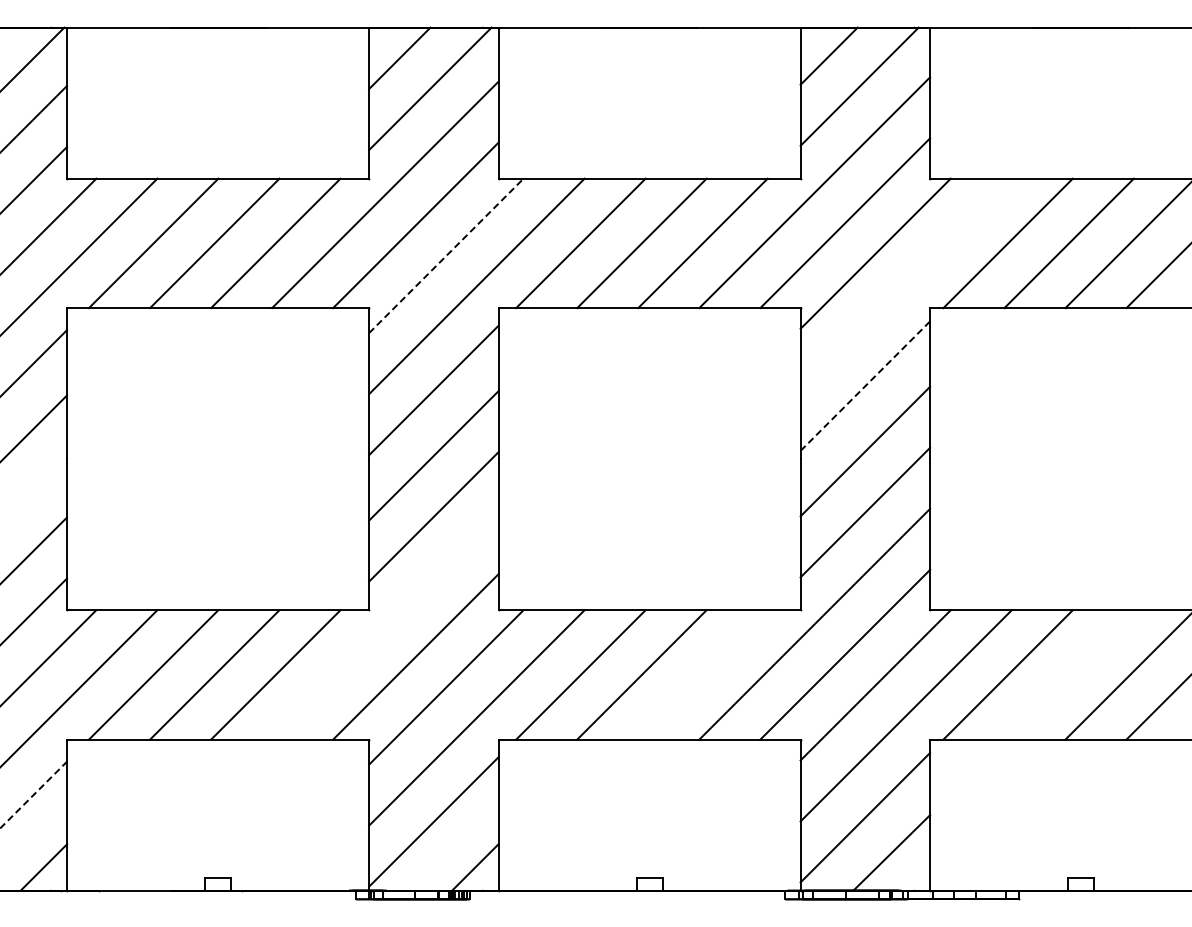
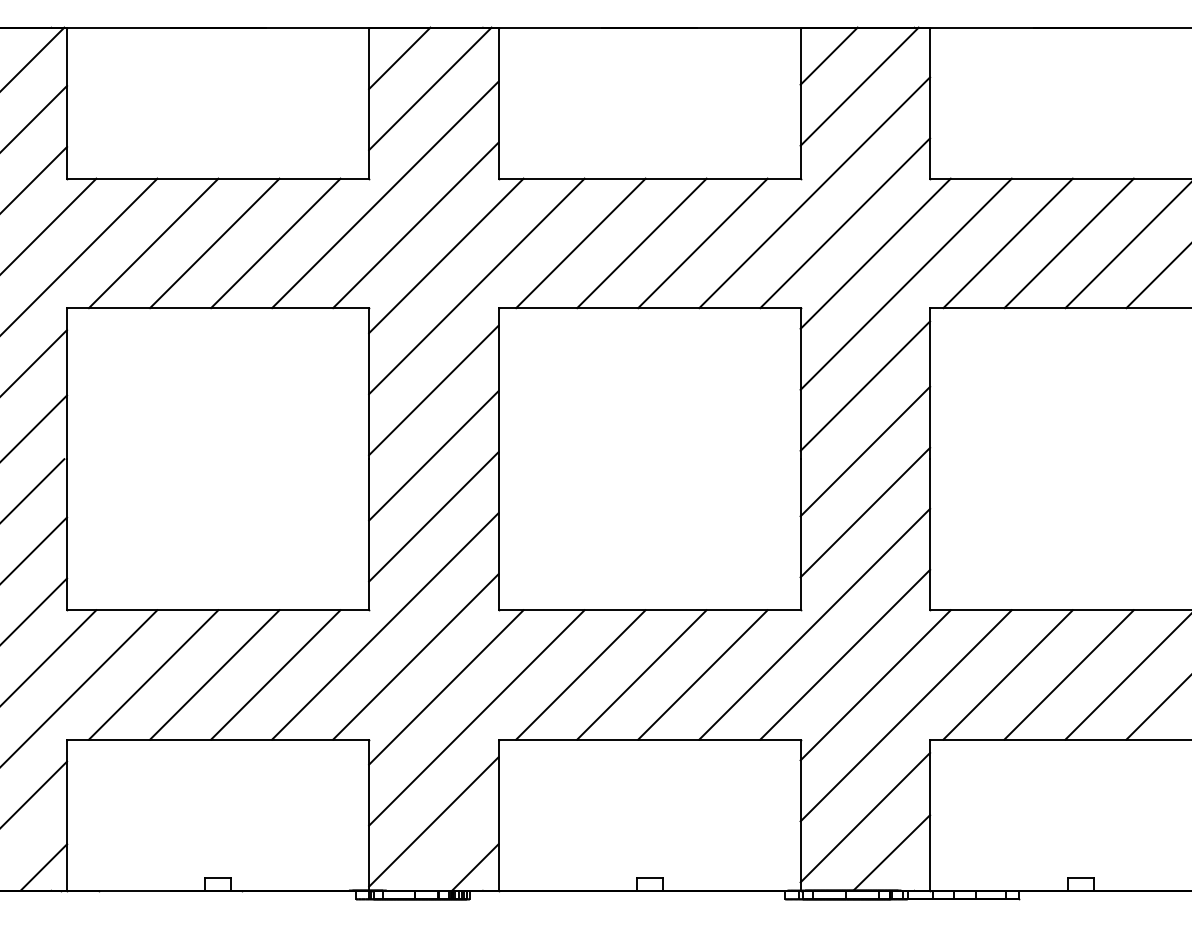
line: dashed -> solid (446, 255)
line: none -> present (905, 283)
line: dashed -> solid (865, 386)
line: none -> present (33, 490)
line: none -> present (385, 626)
line: none -> present (702, 674)
line: none -> present (1068, 674)
line: dashed -> solid (33, 794)
